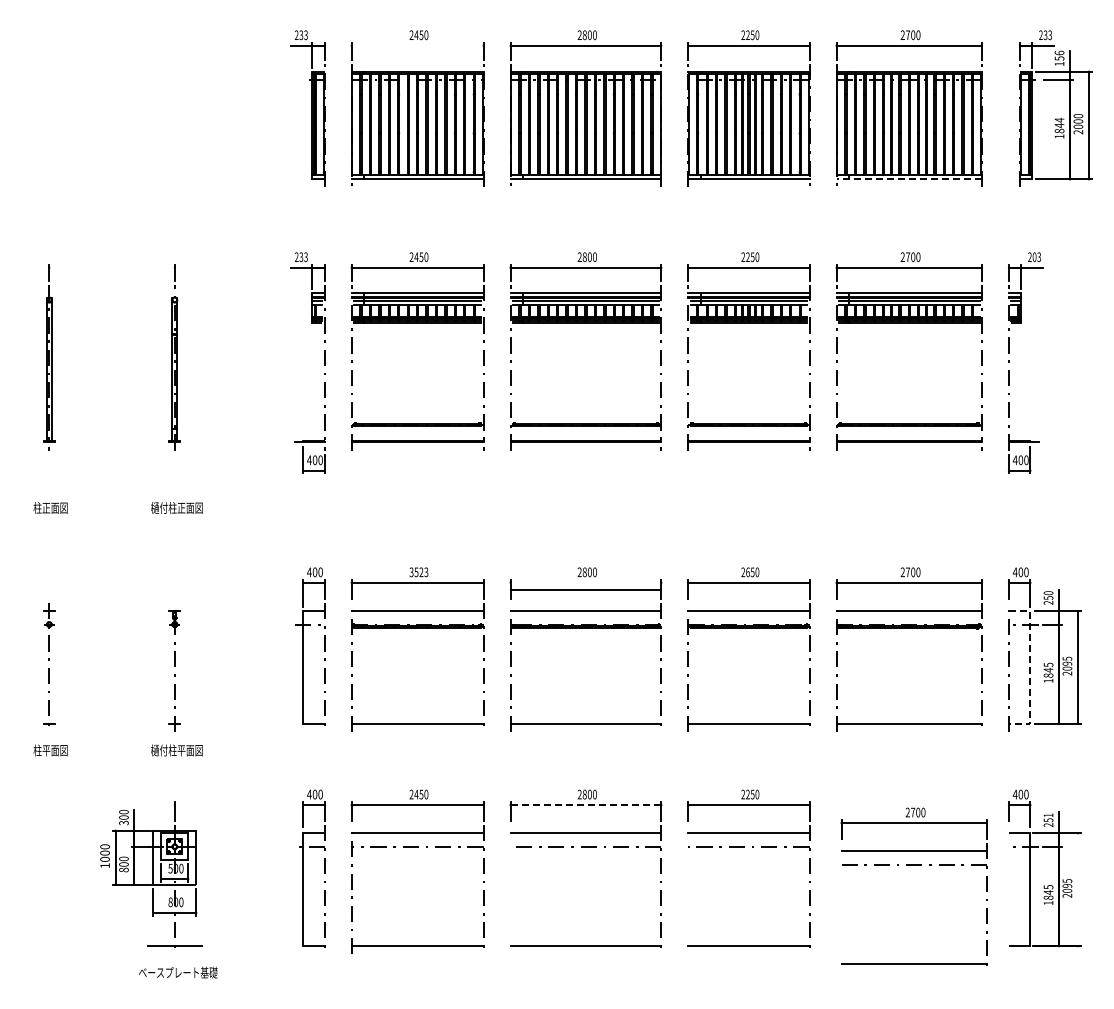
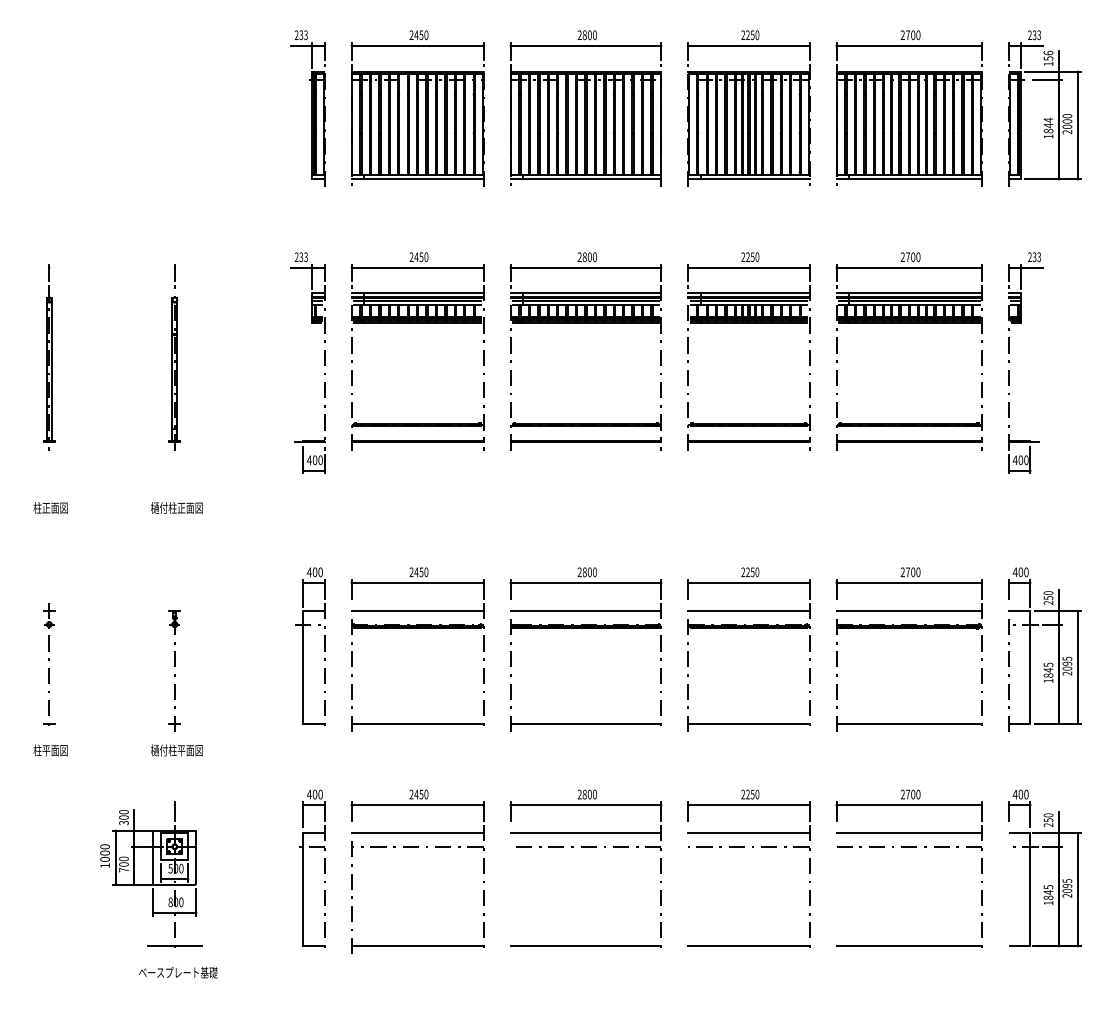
line: none -> present (417, 45)
part position: (1055, 118) -> (1044, 118) (1044, 118)
line: dashed -> solid (909, 179)
text: 203 -> 233 (1034, 256)
text: 3523 -> 2450 (418, 572)
text: 2650 -> 2250 (747, 572)
line position: (585, 589) -> (585, 582) (585, 582)
line: dashed -> solid (1030, 668)
line: dashed -> solid (586, 805)
text: 251 -> 250 (1048, 815)
part position: (913, 865) -> (908, 847) (908, 847)
text: 800 -> 700 (123, 869)
line: none -> present (1077, 889)
